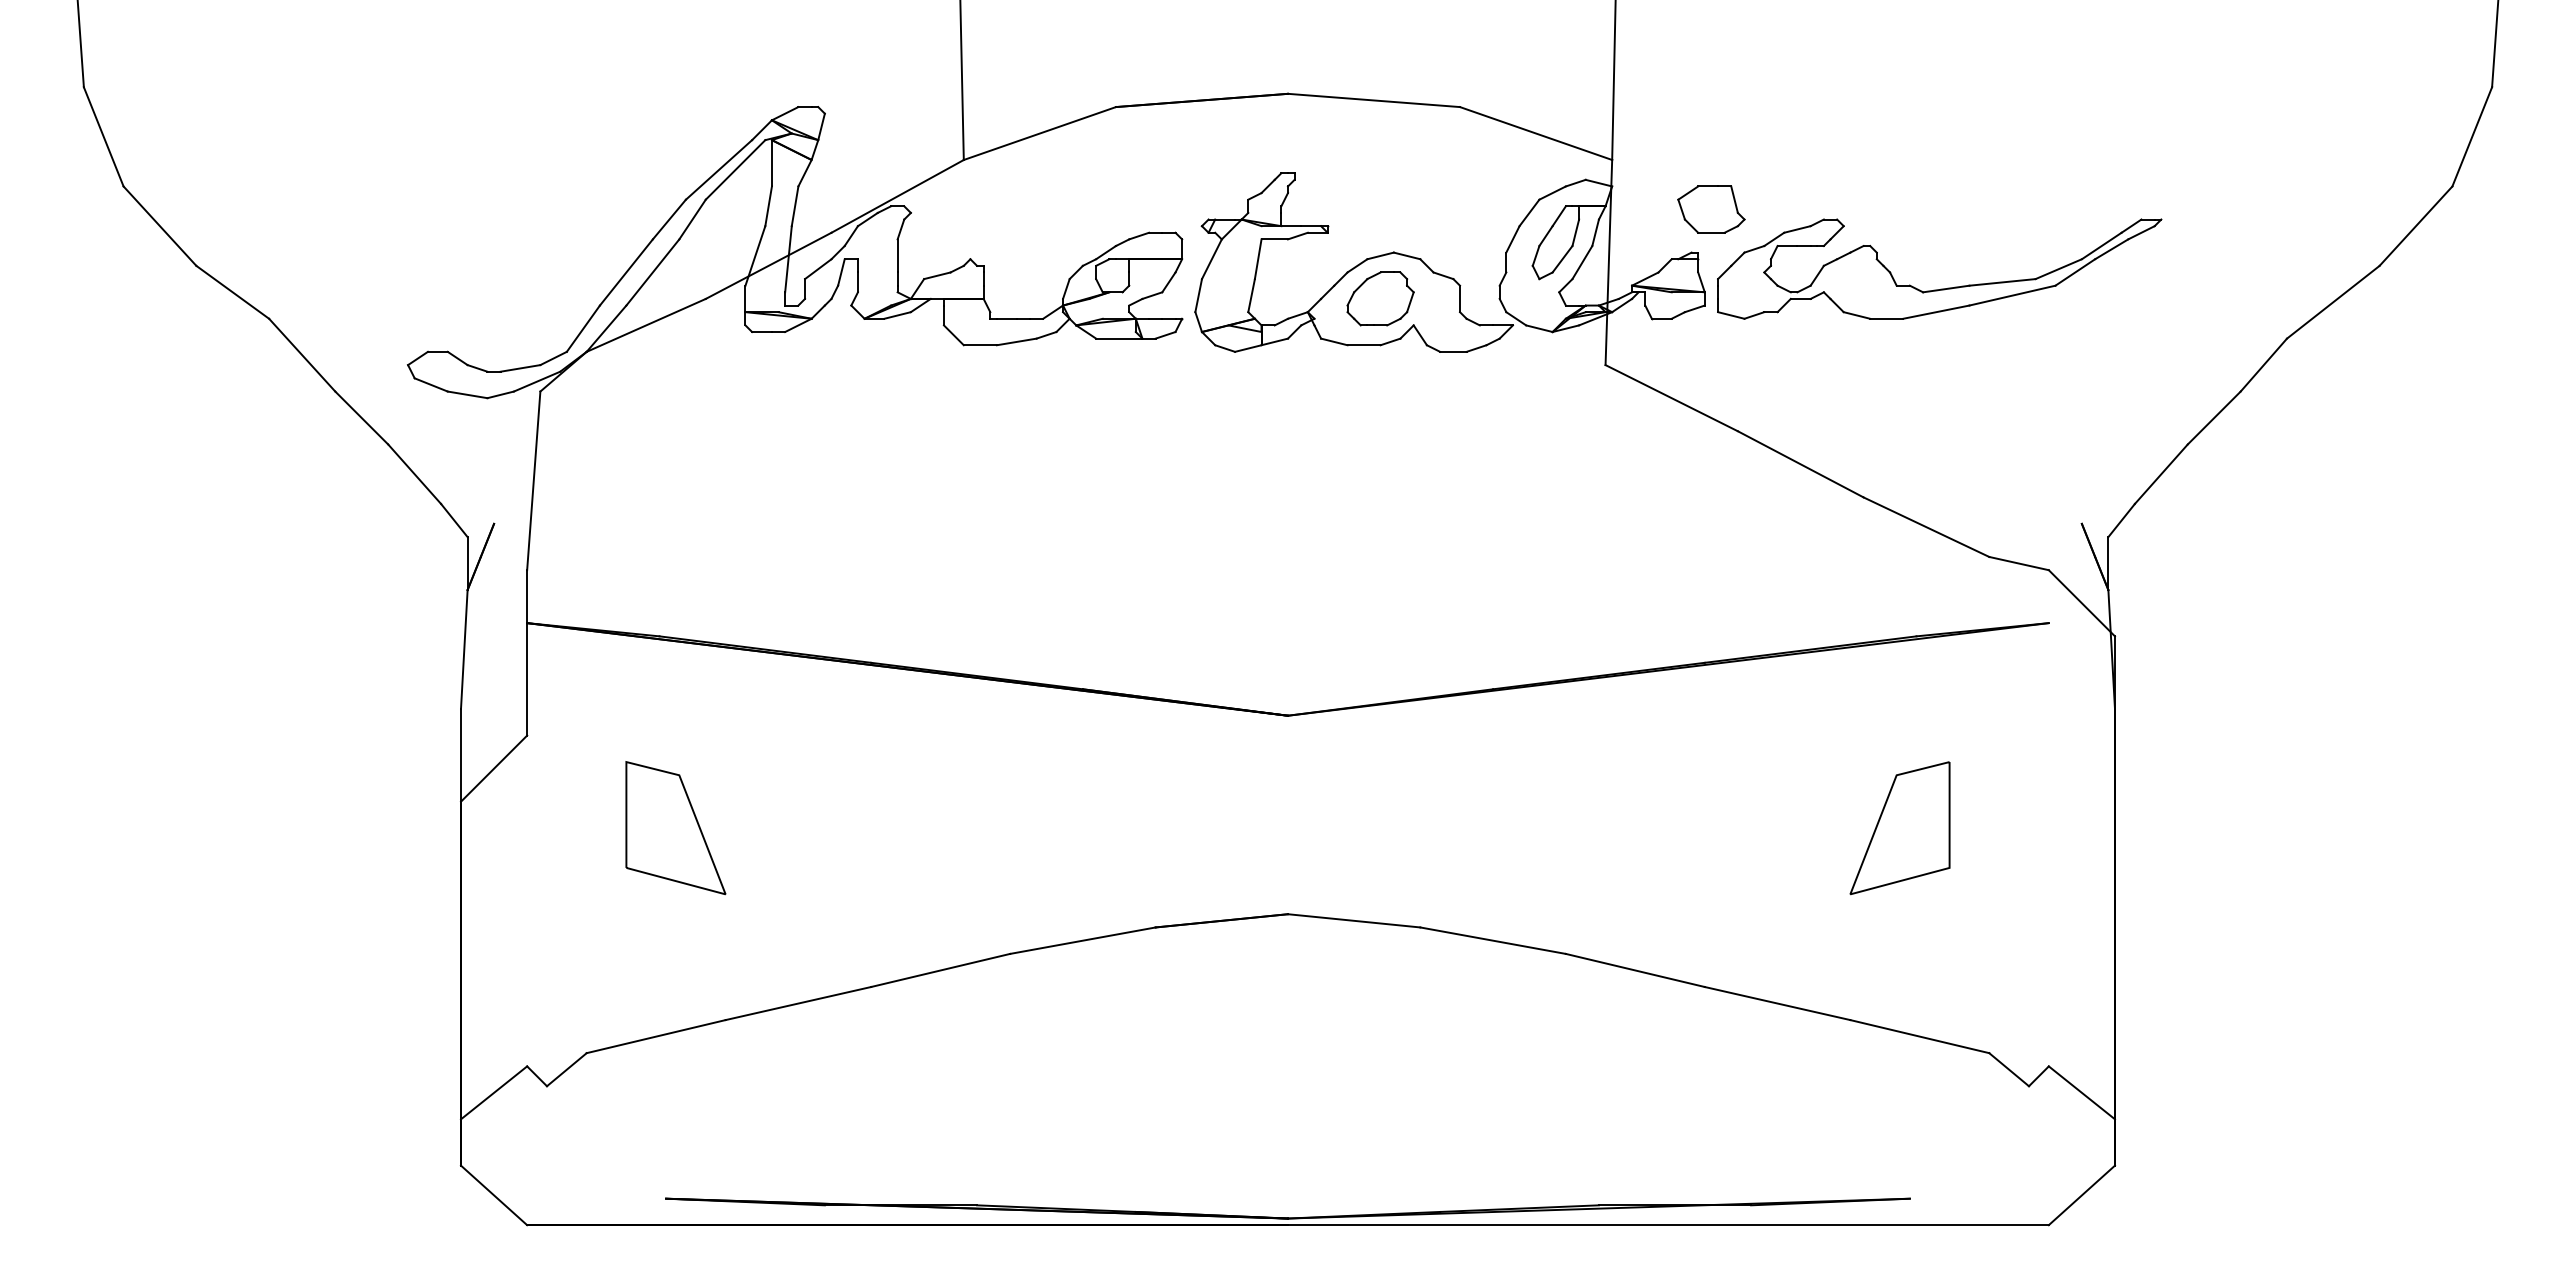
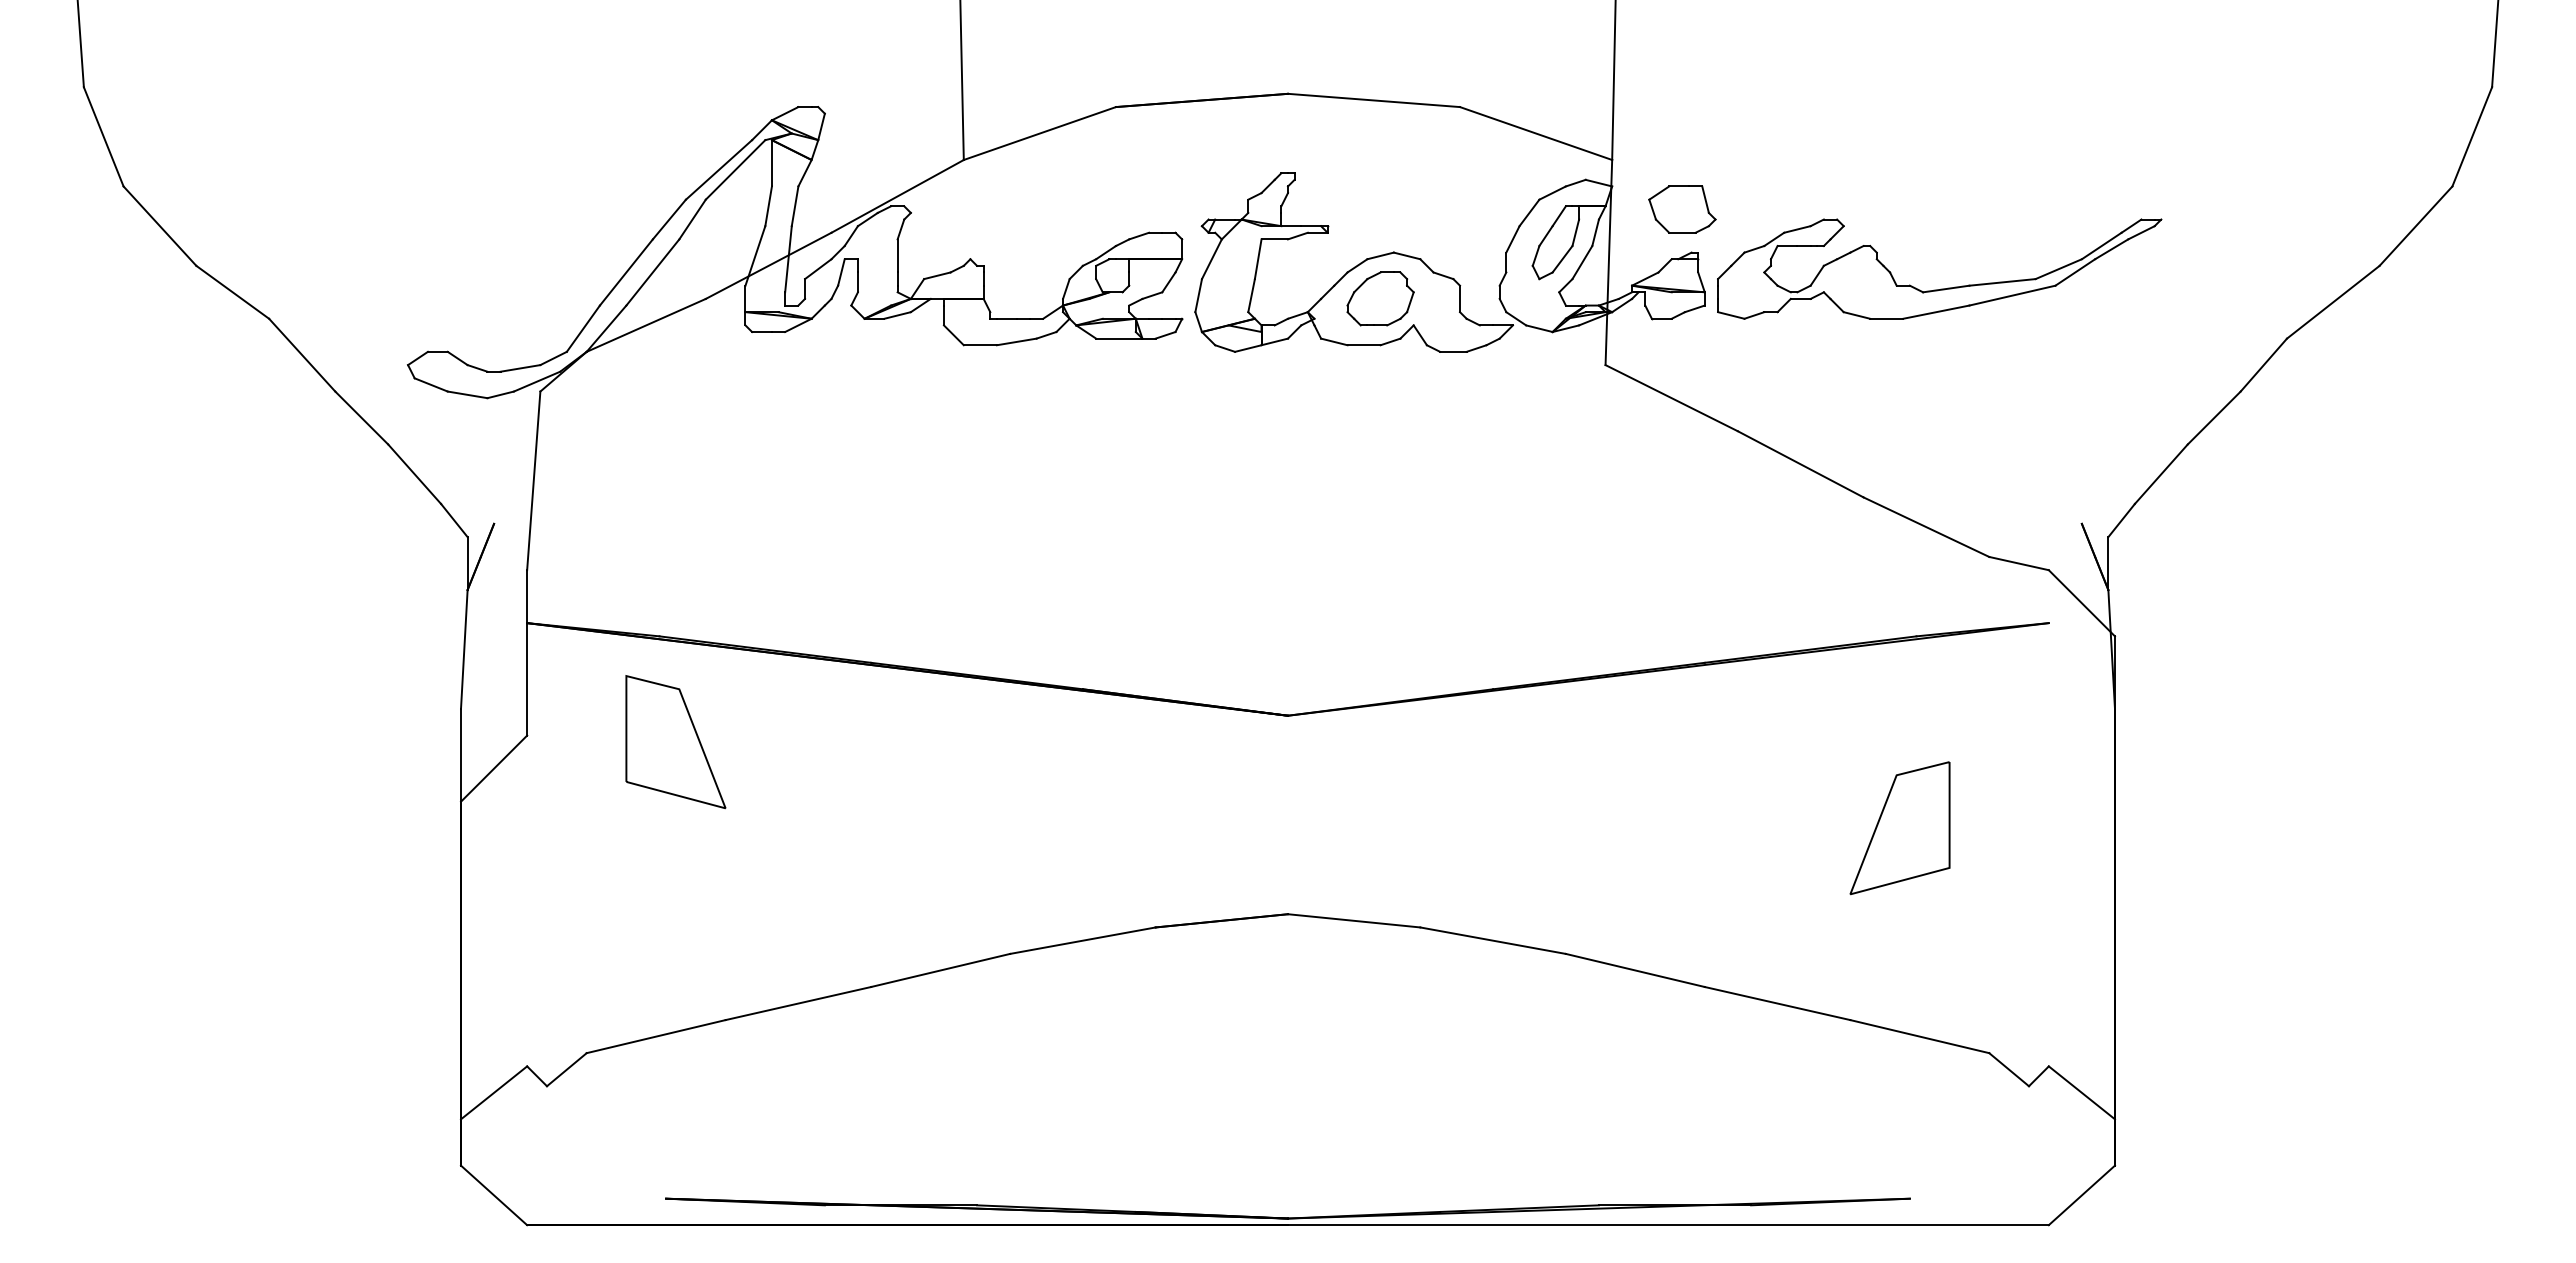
part position: (1711, 209) -> (1682, 209) (1682, 209)
part position: (675, 828) -> (675, 742) (675, 742)
